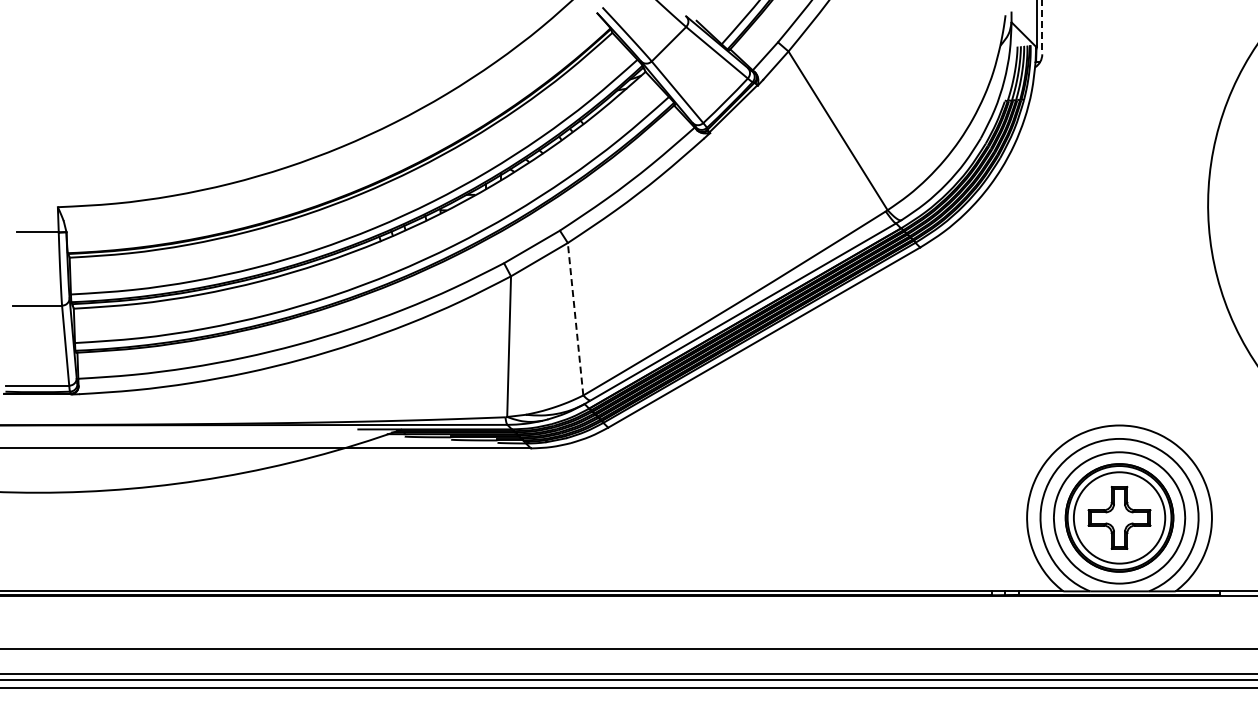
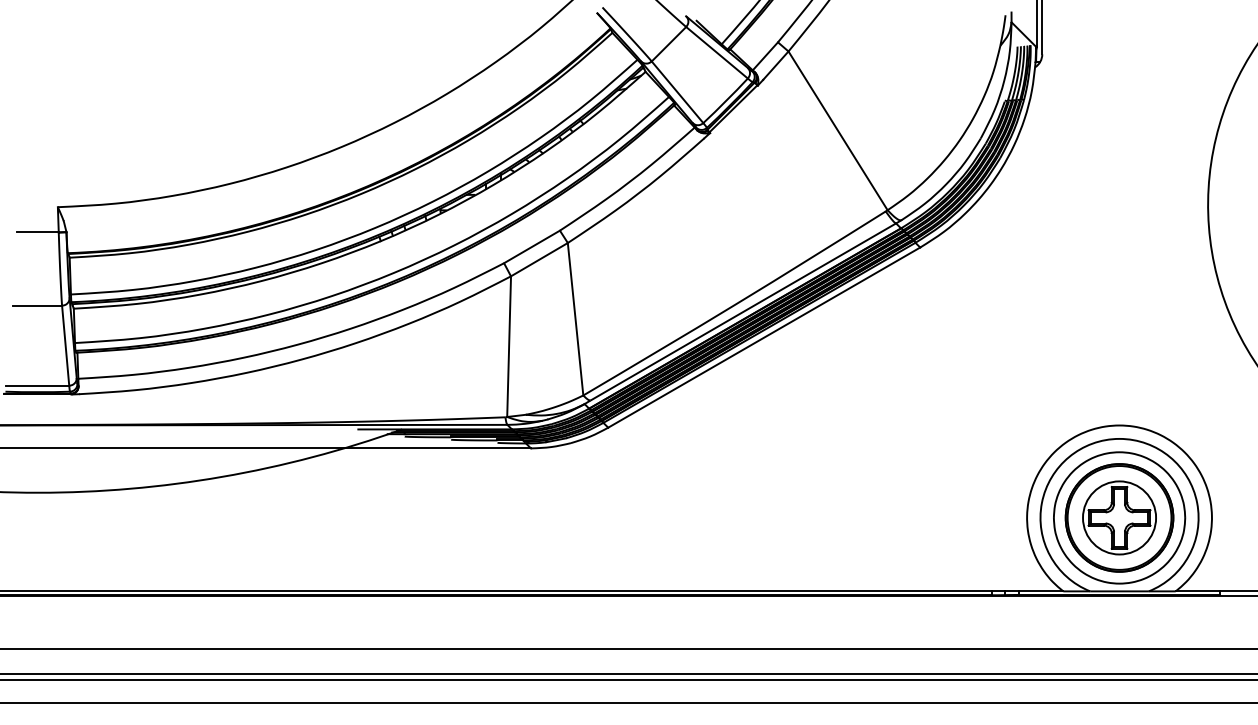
line: dashed -> solid (1042, 27)
line: dashed -> solid (575, 319)
circle diameter: 91 px -> 73 px (1119, 517)
line position: (628, 688) -> (628, 703) (628, 703)
